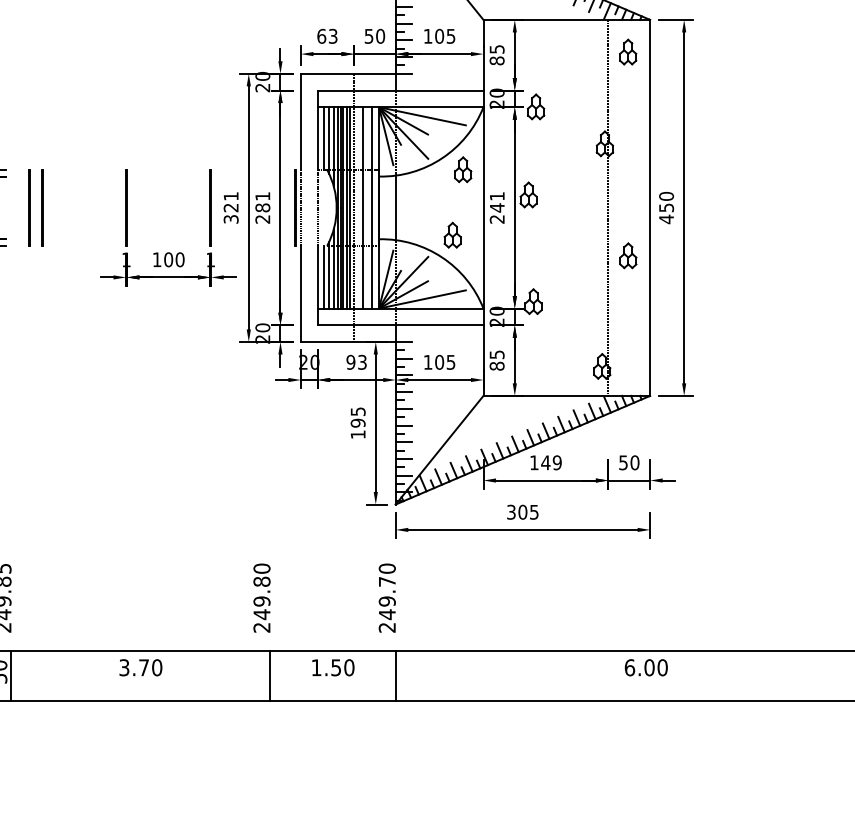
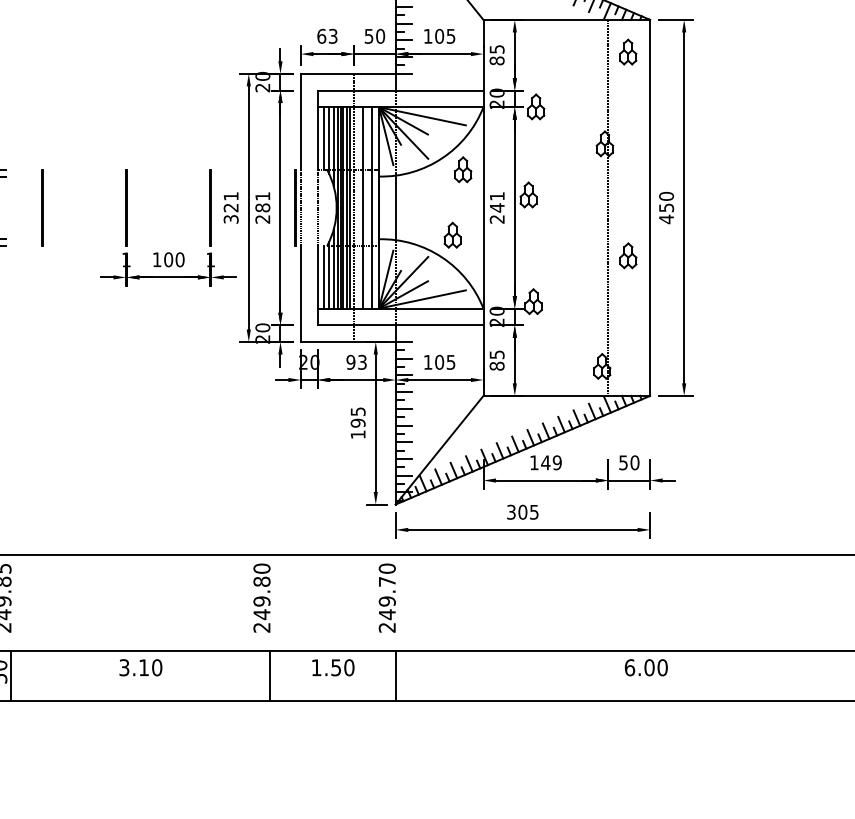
line: present -> none (29, 207)
line: none -> present (426, 554)
text: 3.70 -> 3.10 (143, 667)
